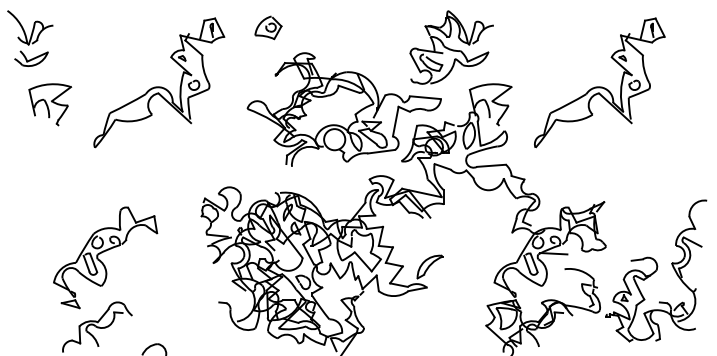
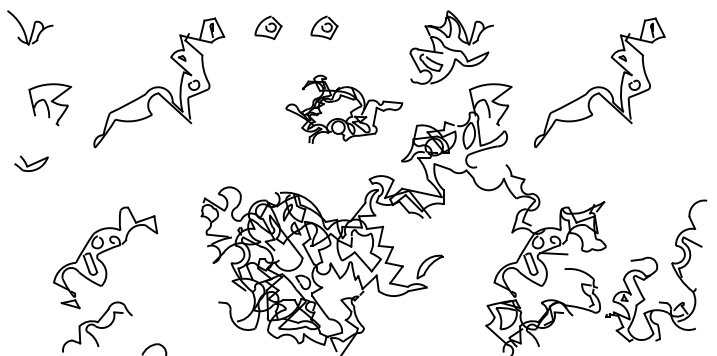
part: none -> present (324, 27)
part position: (31, 58) -> (31, 163) (31, 163)
part size: 196x115 px -> 119x70 px (344, 108)
line: present -> none (491, 165)
